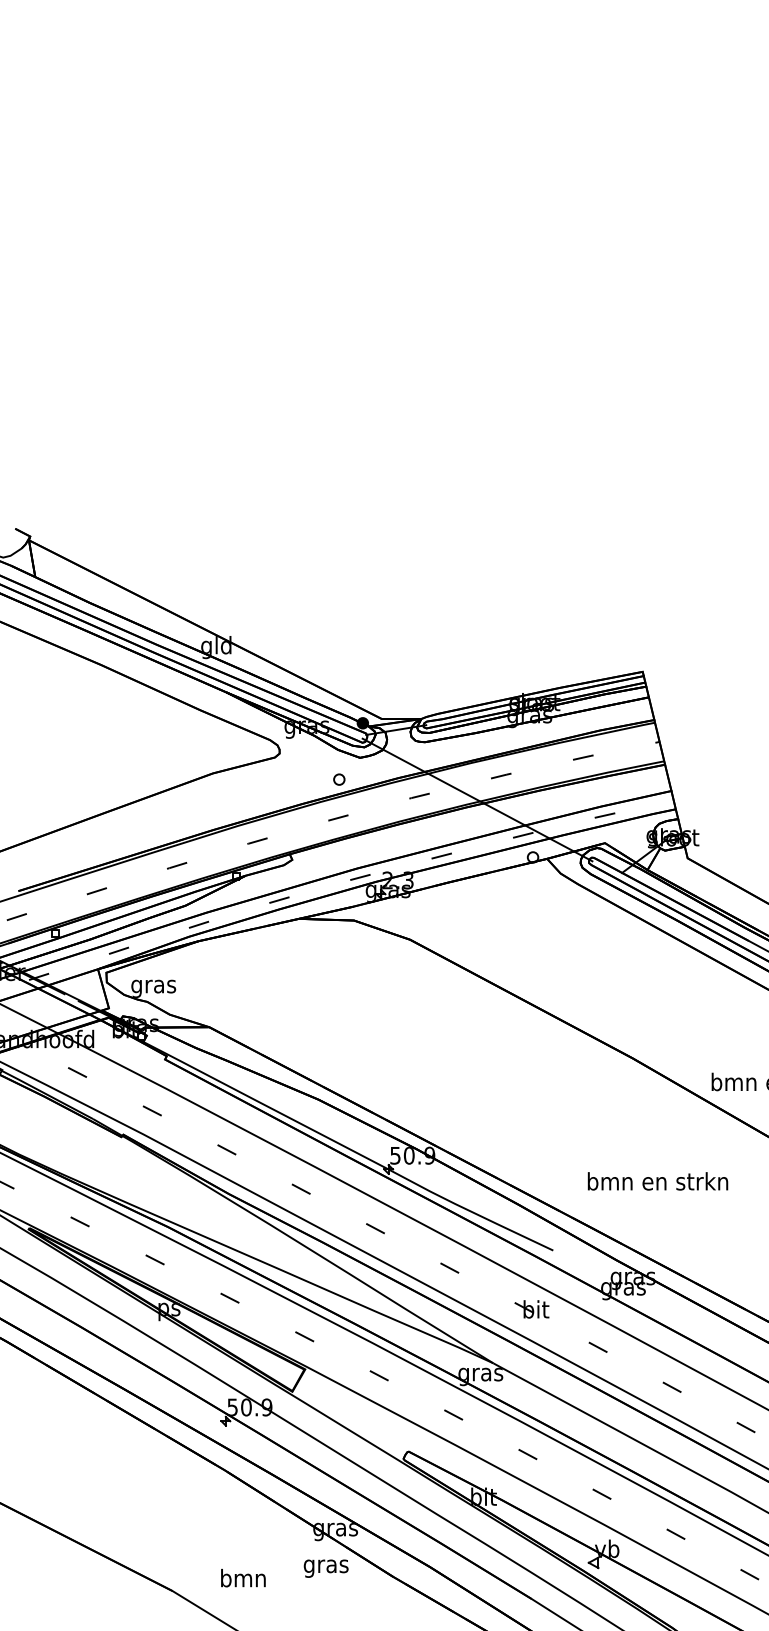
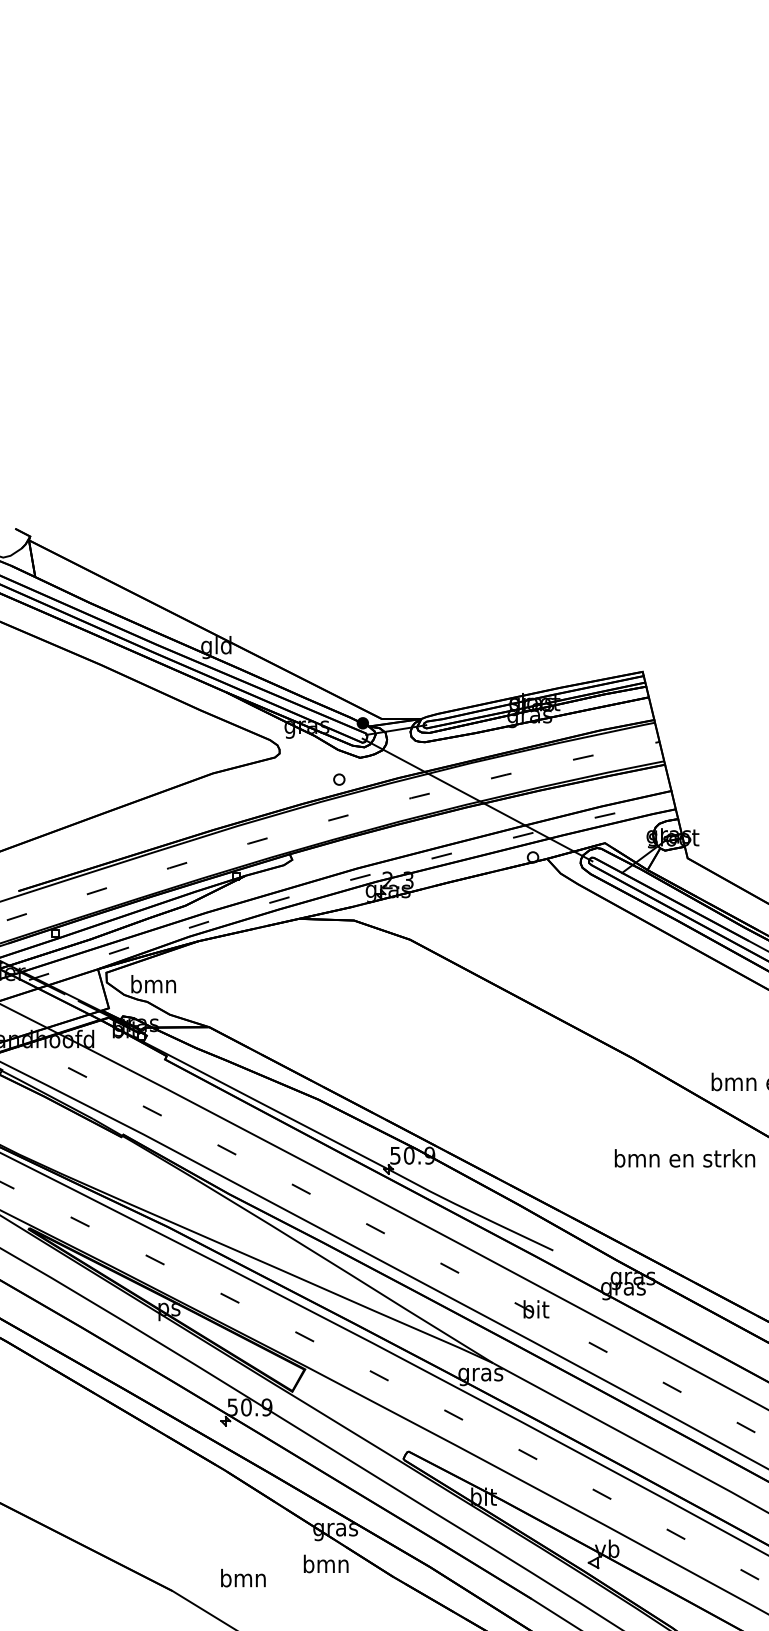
text: gras -> bmn (153, 986)
text position: (657, 1181) -> (684, 1158) (684, 1158)
text: gras -> bmn (325, 1565)
